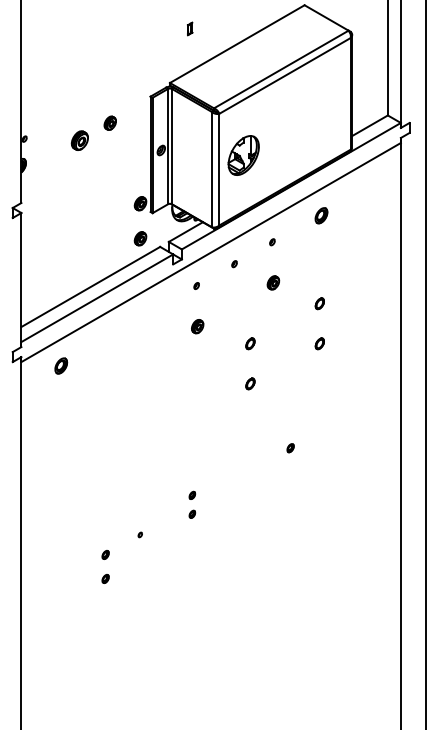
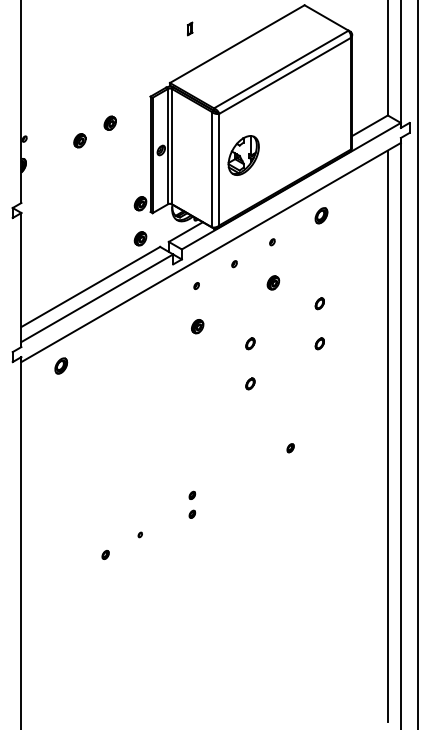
part size: 19x21 px -> 14x16 px (79, 140)
line position: (426, 364) -> (418, 364) (418, 364)
line: none -> present (387, 436)
part: present -> none (105, 578)
